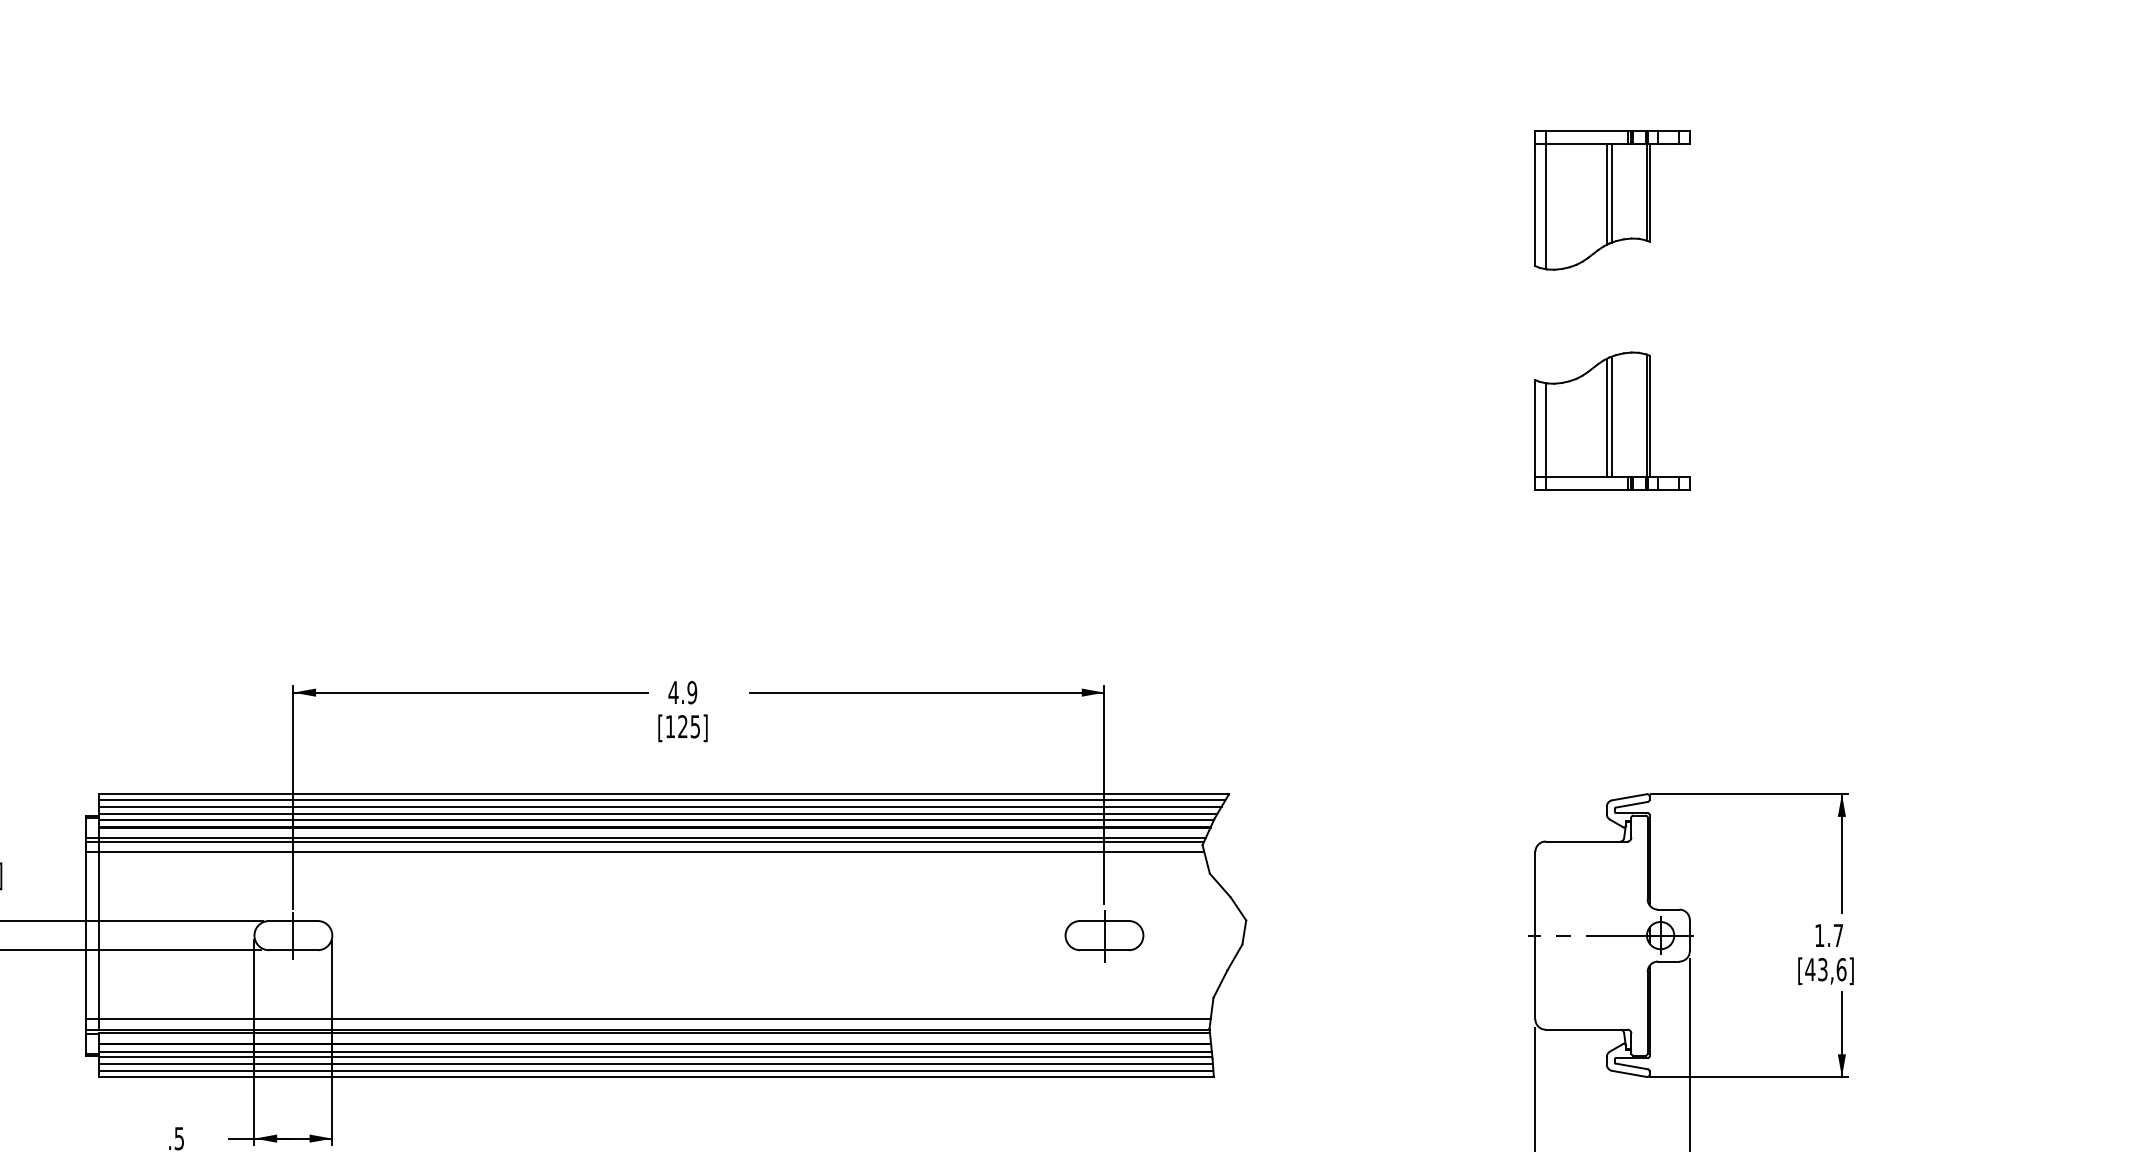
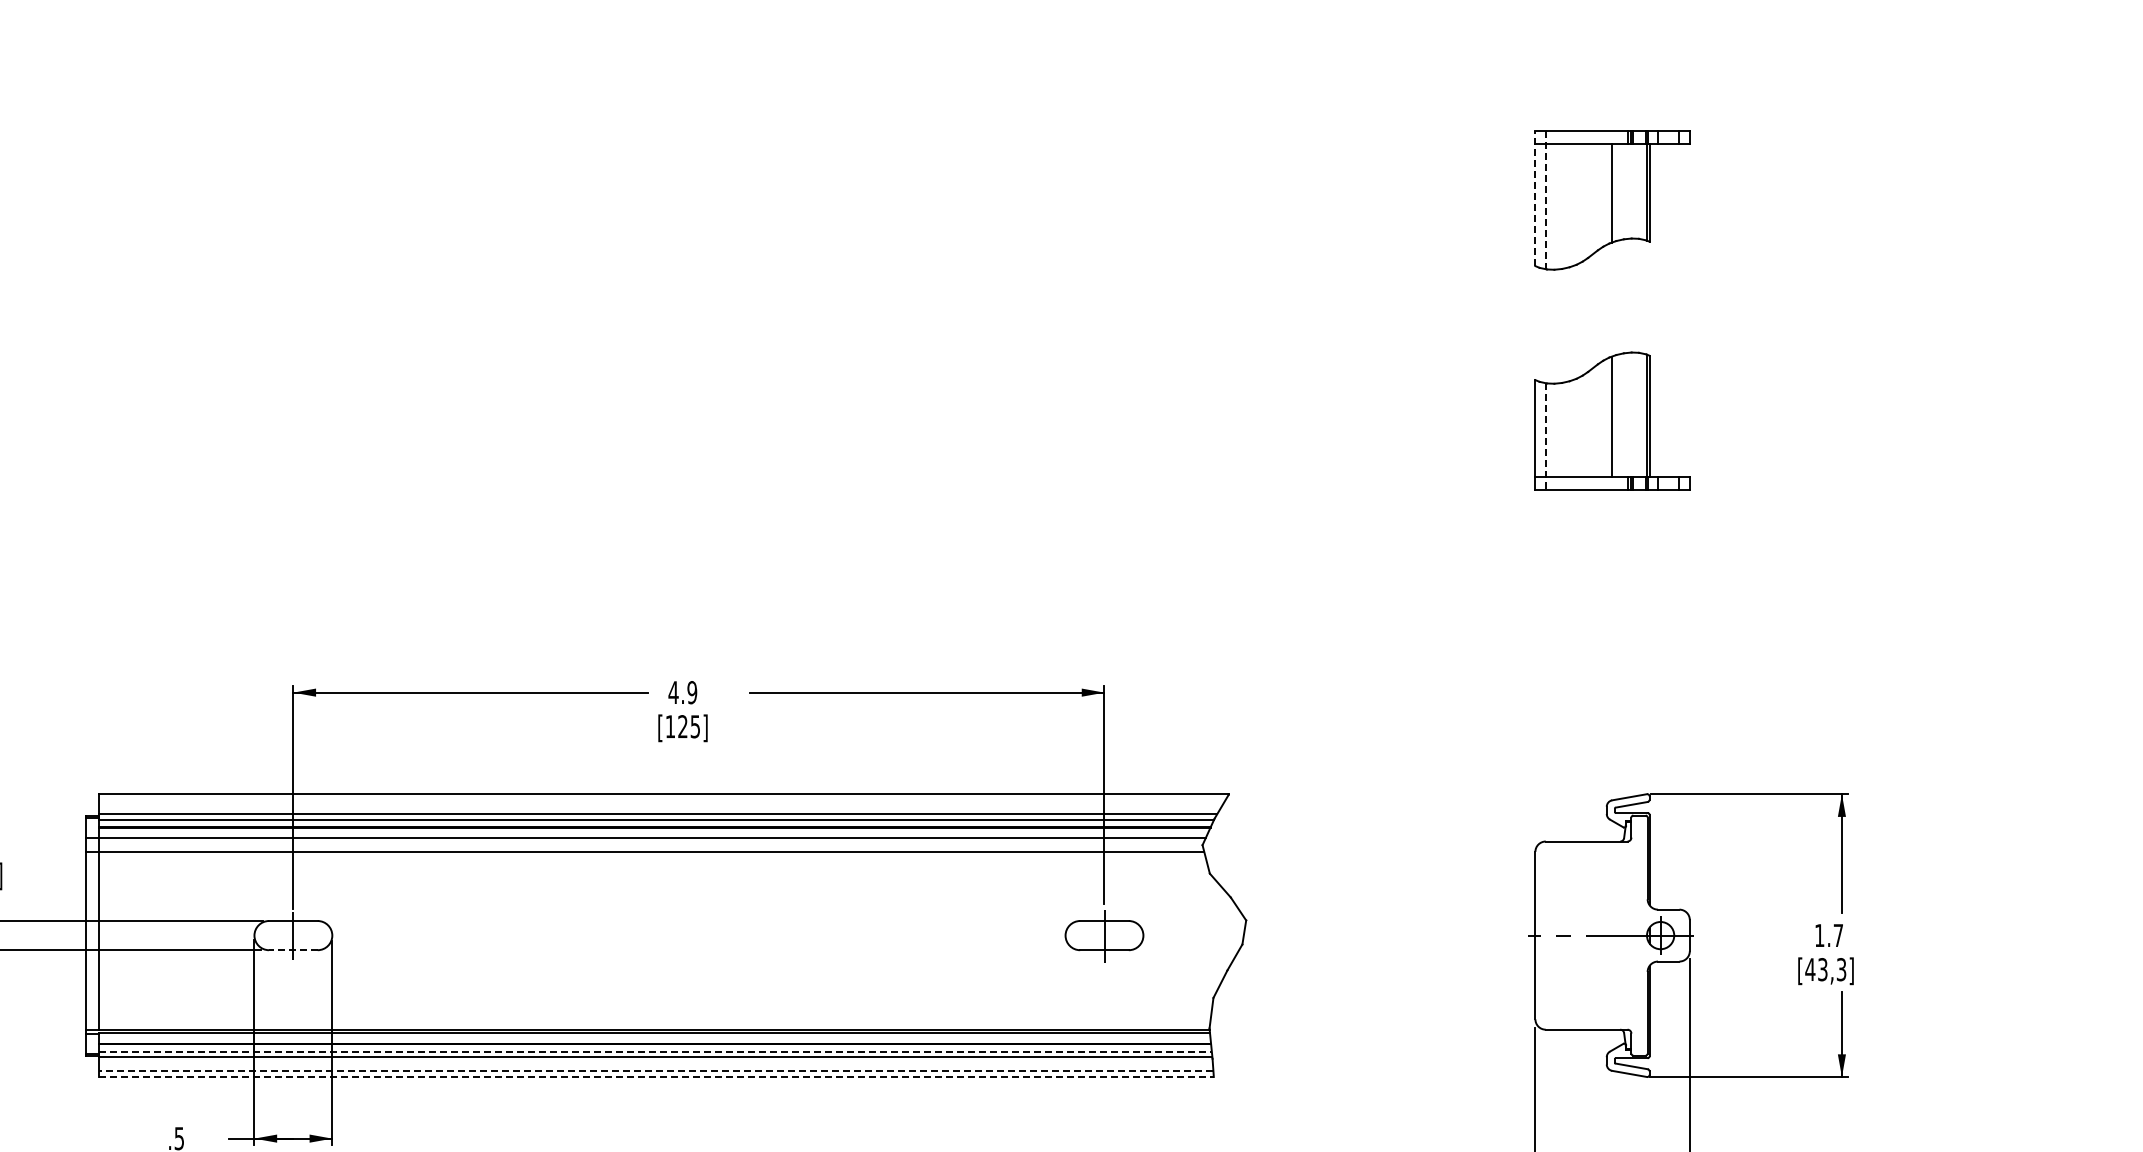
line: present -> none (1606, 194)
line: solid -> dashed (1535, 198)
line: solid -> dashed (1545, 200)
line: present -> none (1606, 417)
line: solid -> dashed (1545, 436)
line: present -> none (661, 800)
line: present -> none (659, 806)
line: present -> none (644, 841)
line: solid -> dashed (292, 950)
text: [43,6] -> [43,3] (1841, 969)
line: present -> none (647, 1019)
line: solid -> dashed (655, 1051)
line: present -> none (655, 1064)
line: solid -> dashed (655, 1070)
line: solid -> dashed (656, 1076)
